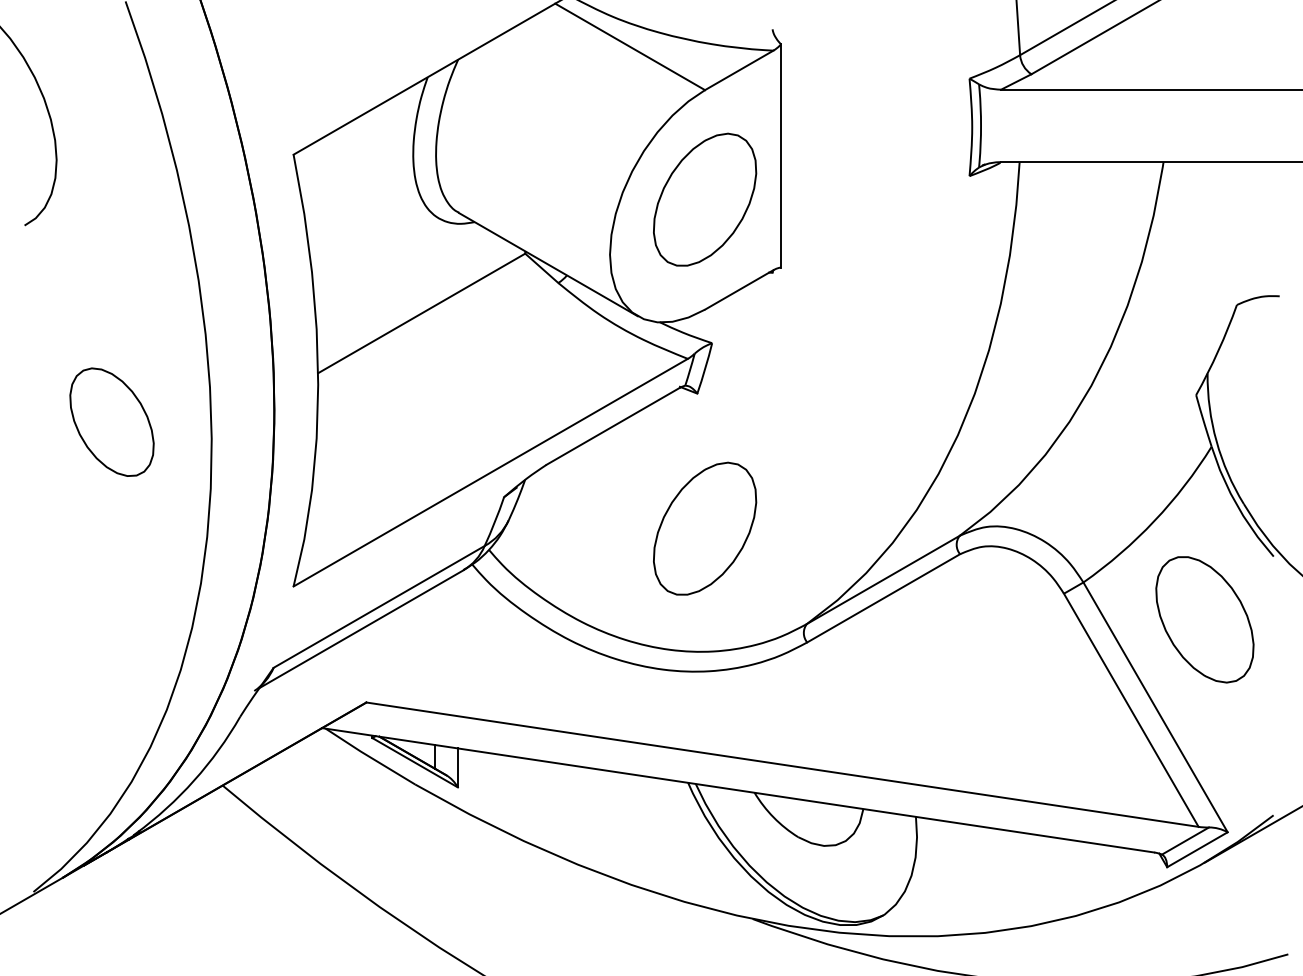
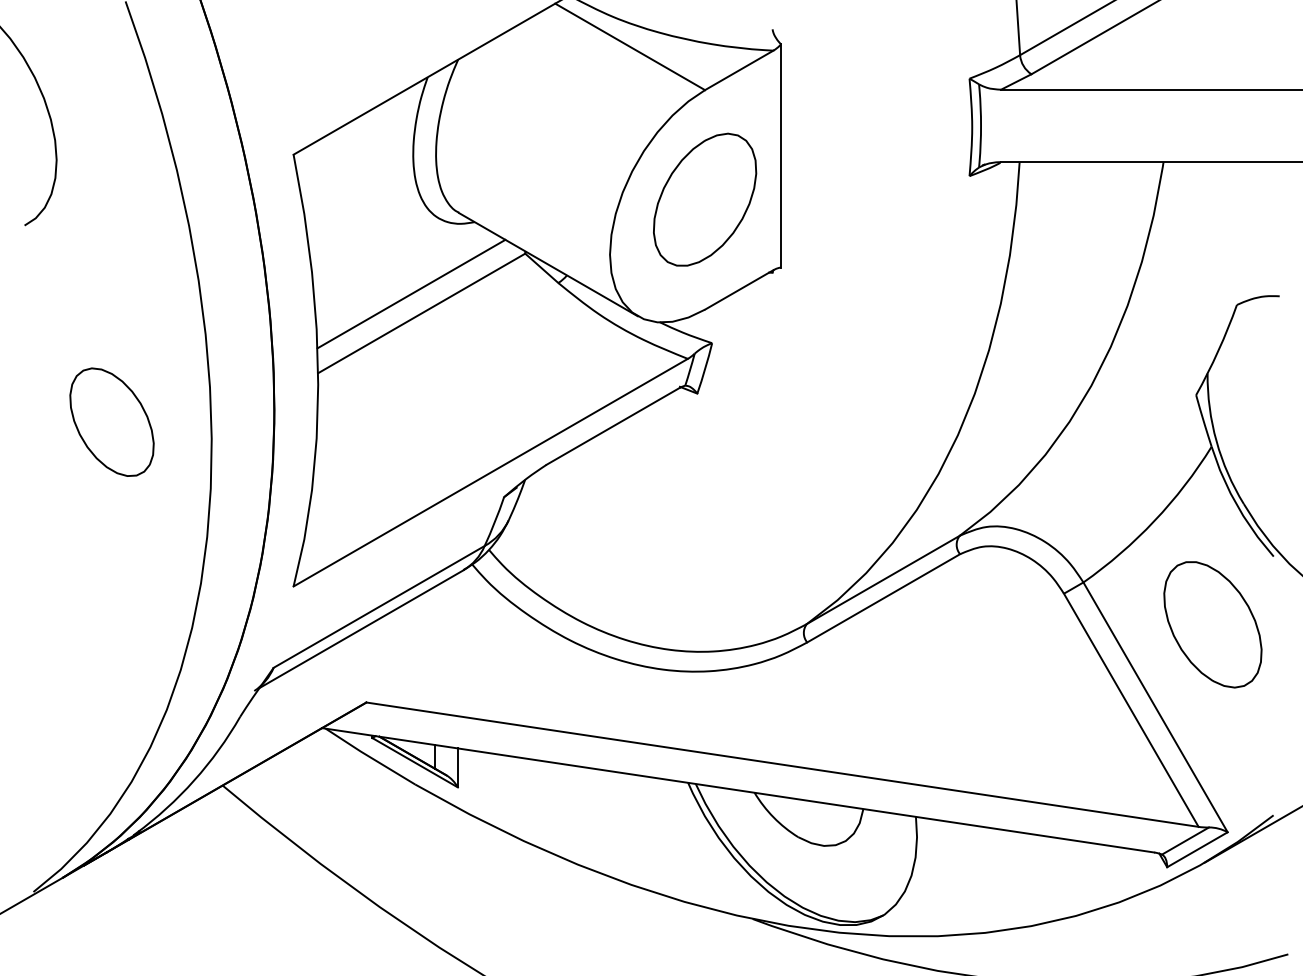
line: none -> present (411, 293)
part: present -> none (705, 528)
part position: (1204, 619) -> (1212, 624) (1212, 624)
